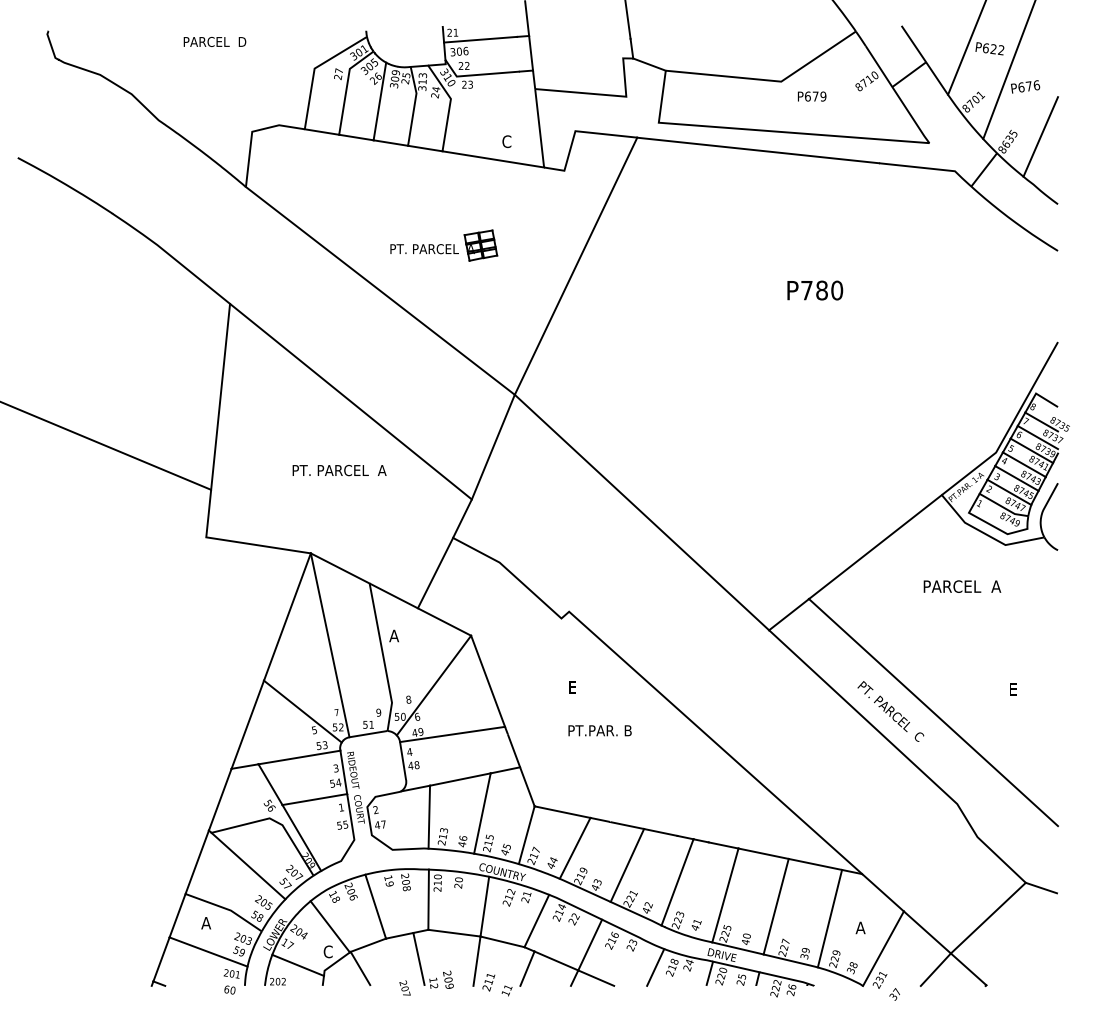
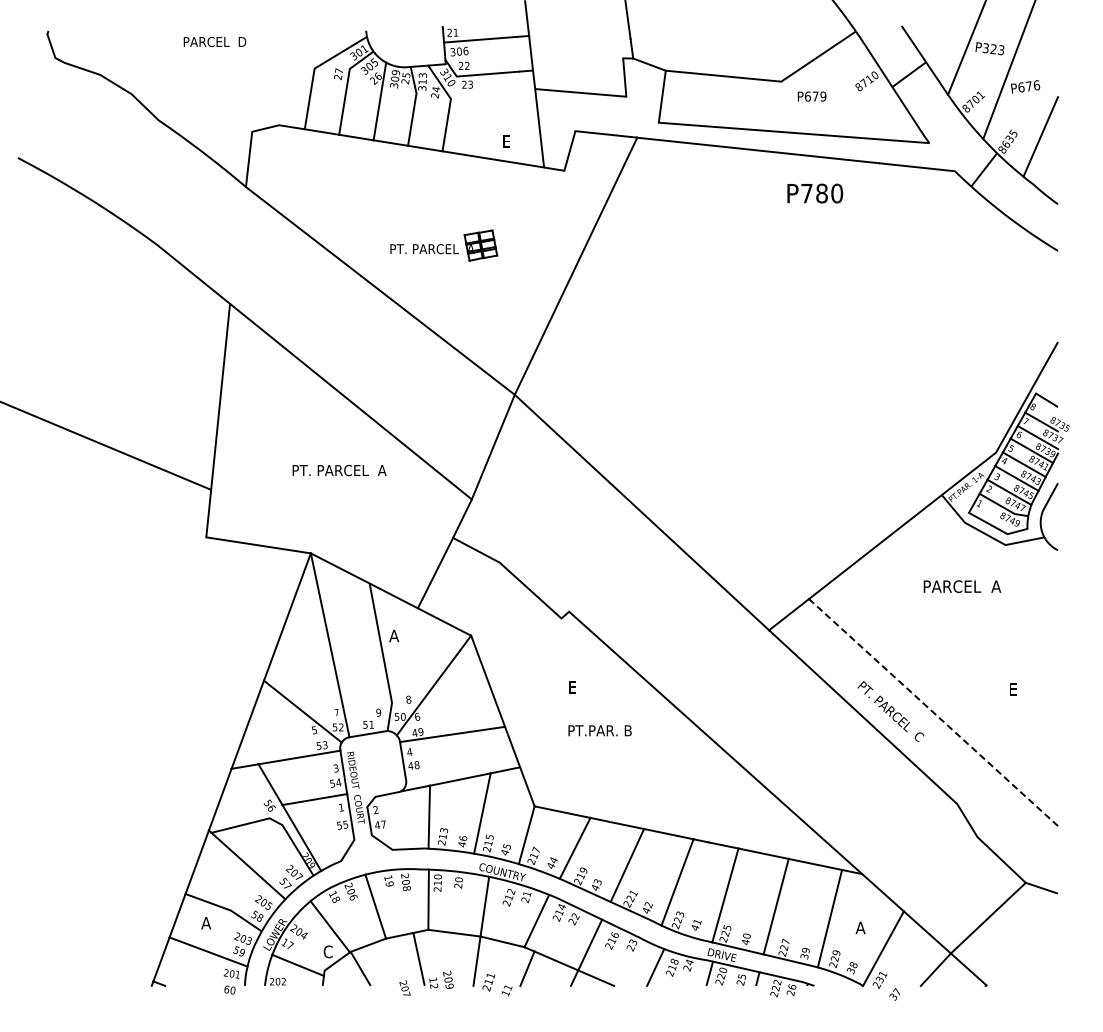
text: P622 -> P323 (993, 49)
text: C -> E (506, 141)
text position: (815, 290) -> (815, 193) (815, 193)
line: solid -> dashed (933, 712)
